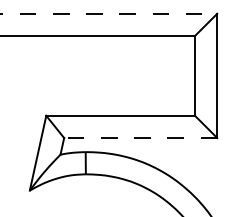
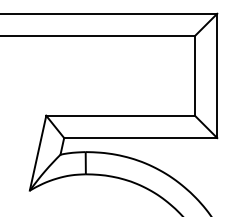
line: dashed -> solid (109, 13)
line: dashed -> solid (140, 138)
